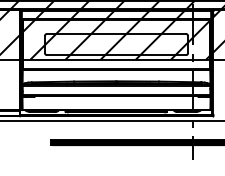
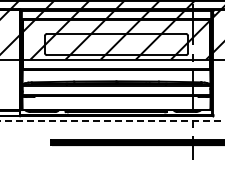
line: solid -> dashed (112, 120)
